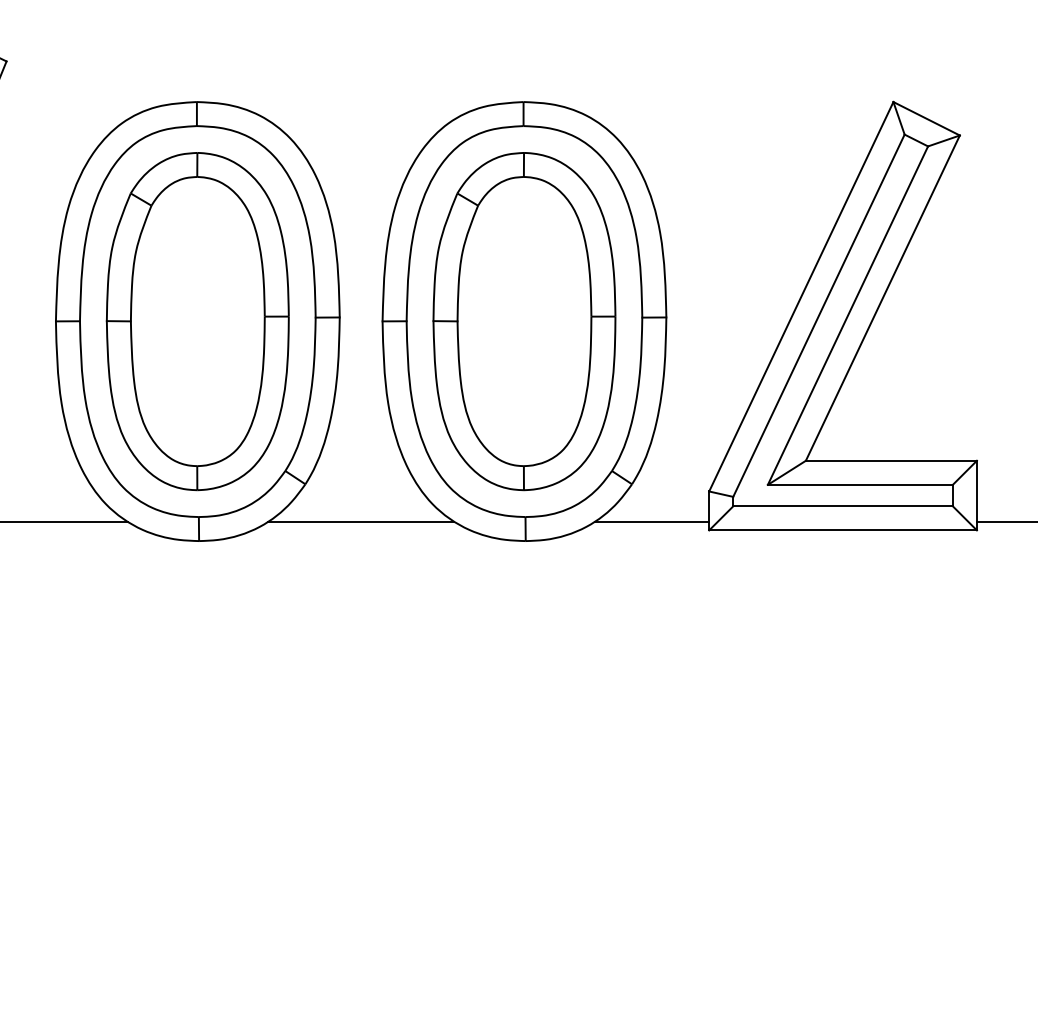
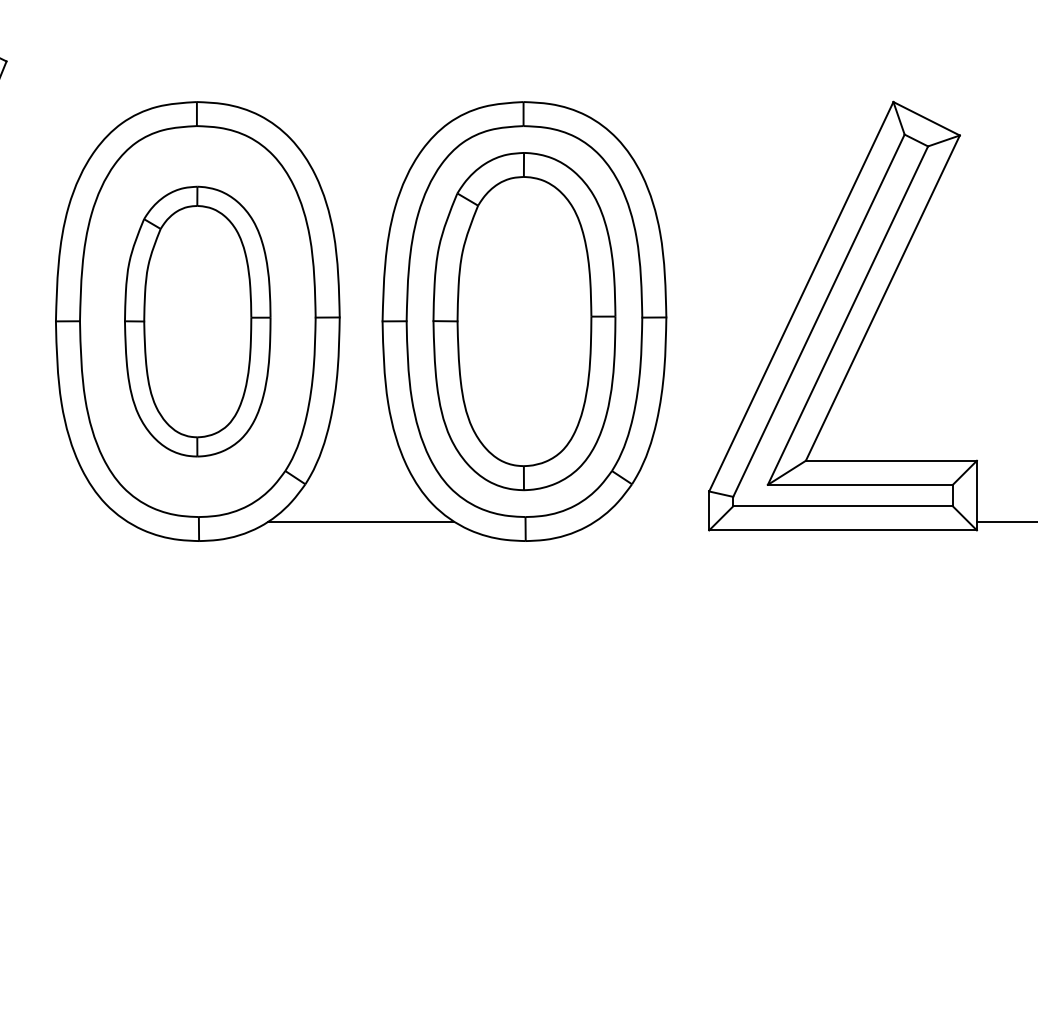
part size: 185x340 px -> 148x273 px (197, 321)
line: present -> none (64, 521)
line: present -> none (651, 521)
